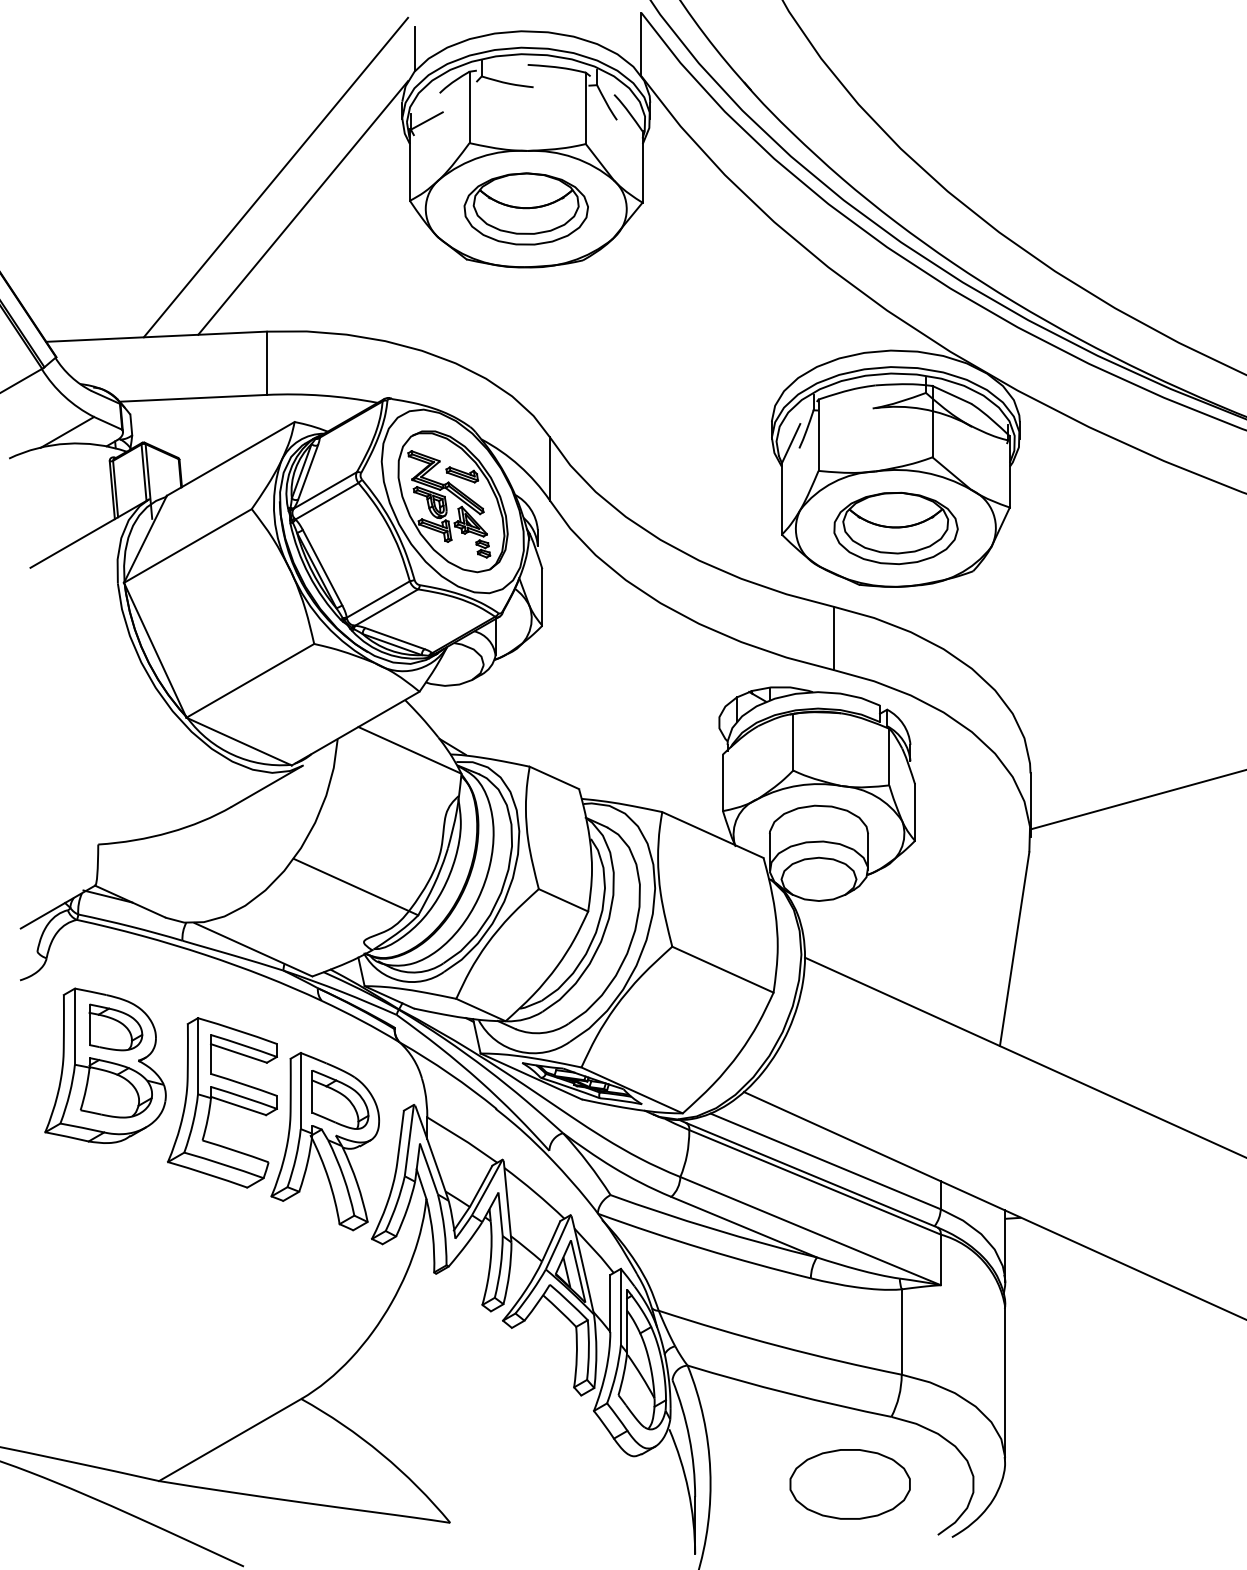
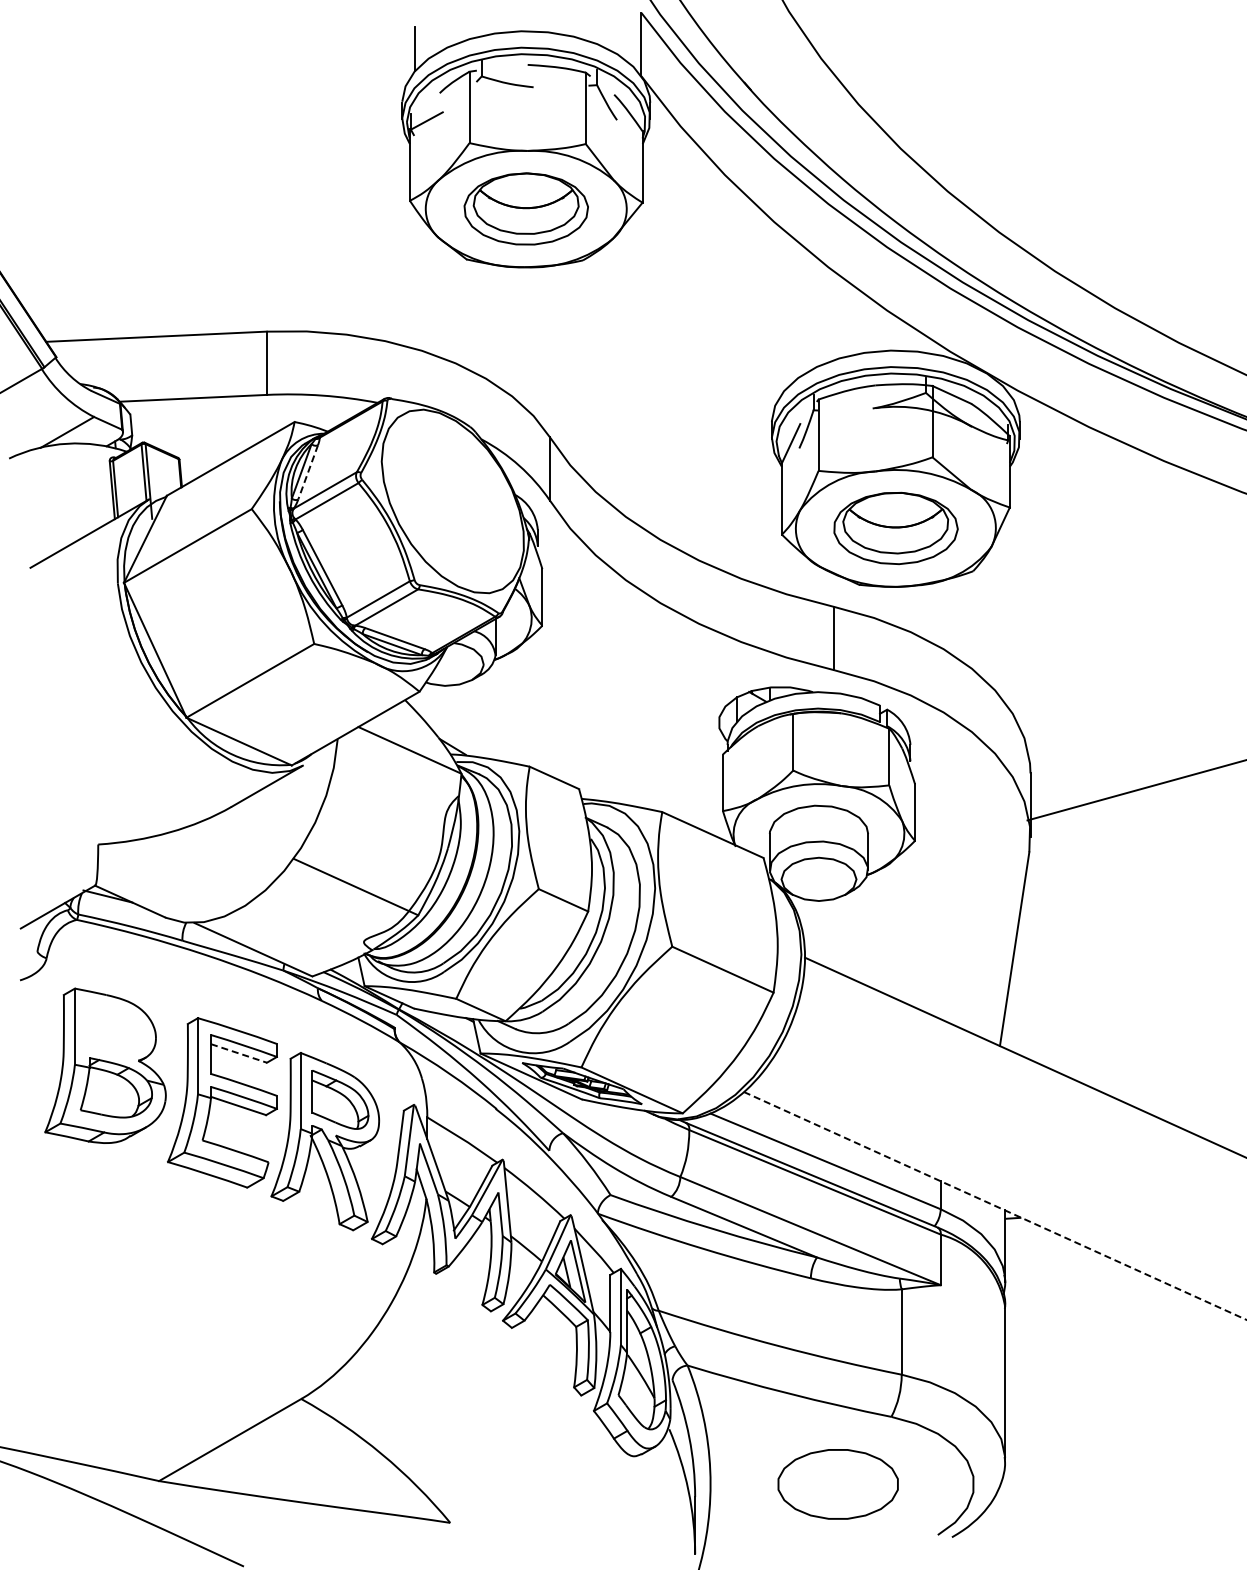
line: present -> none (275, 177)
line: present -> none (303, 207)
line: solid -> dashed (308, 472)
part: present -> none (452, 501)
line position: (1136, 799) -> (1135, 790) (1135, 790)
part: present -> none (115, 1027)
line: solid -> dashed (239, 1053)
line: solid -> dashed (995, 1206)
part position: (849, 1484) -> (837, 1484) (837, 1484)
